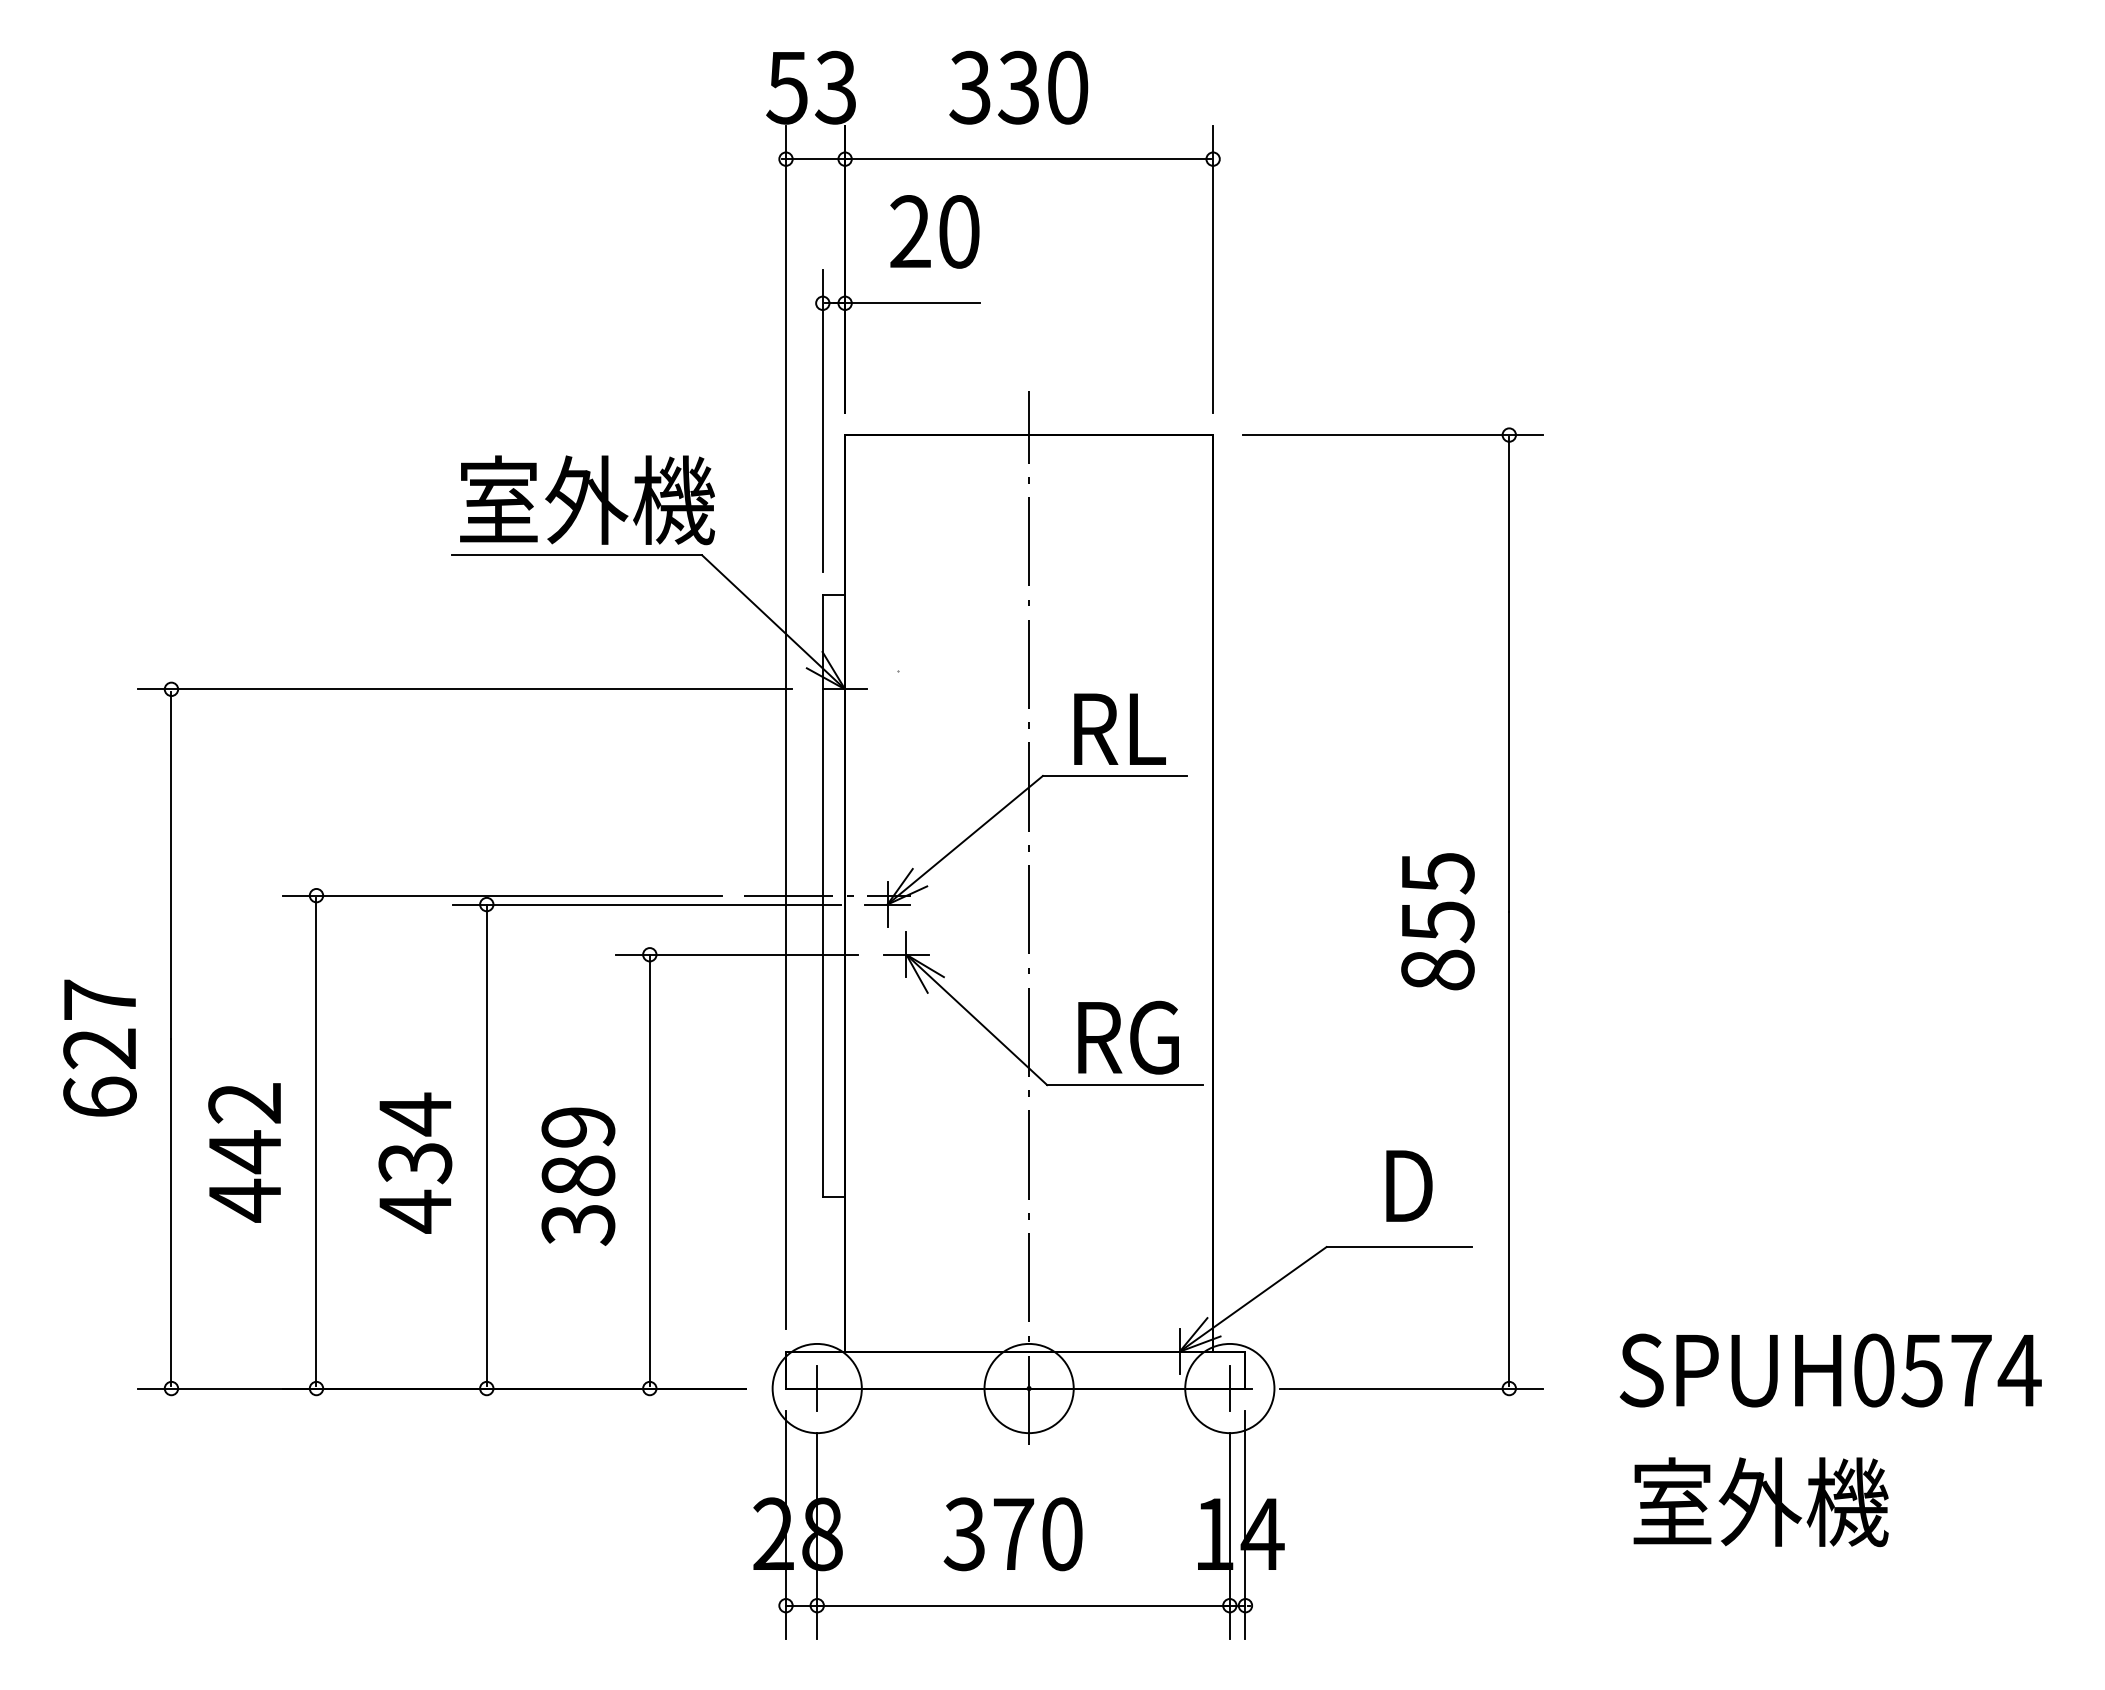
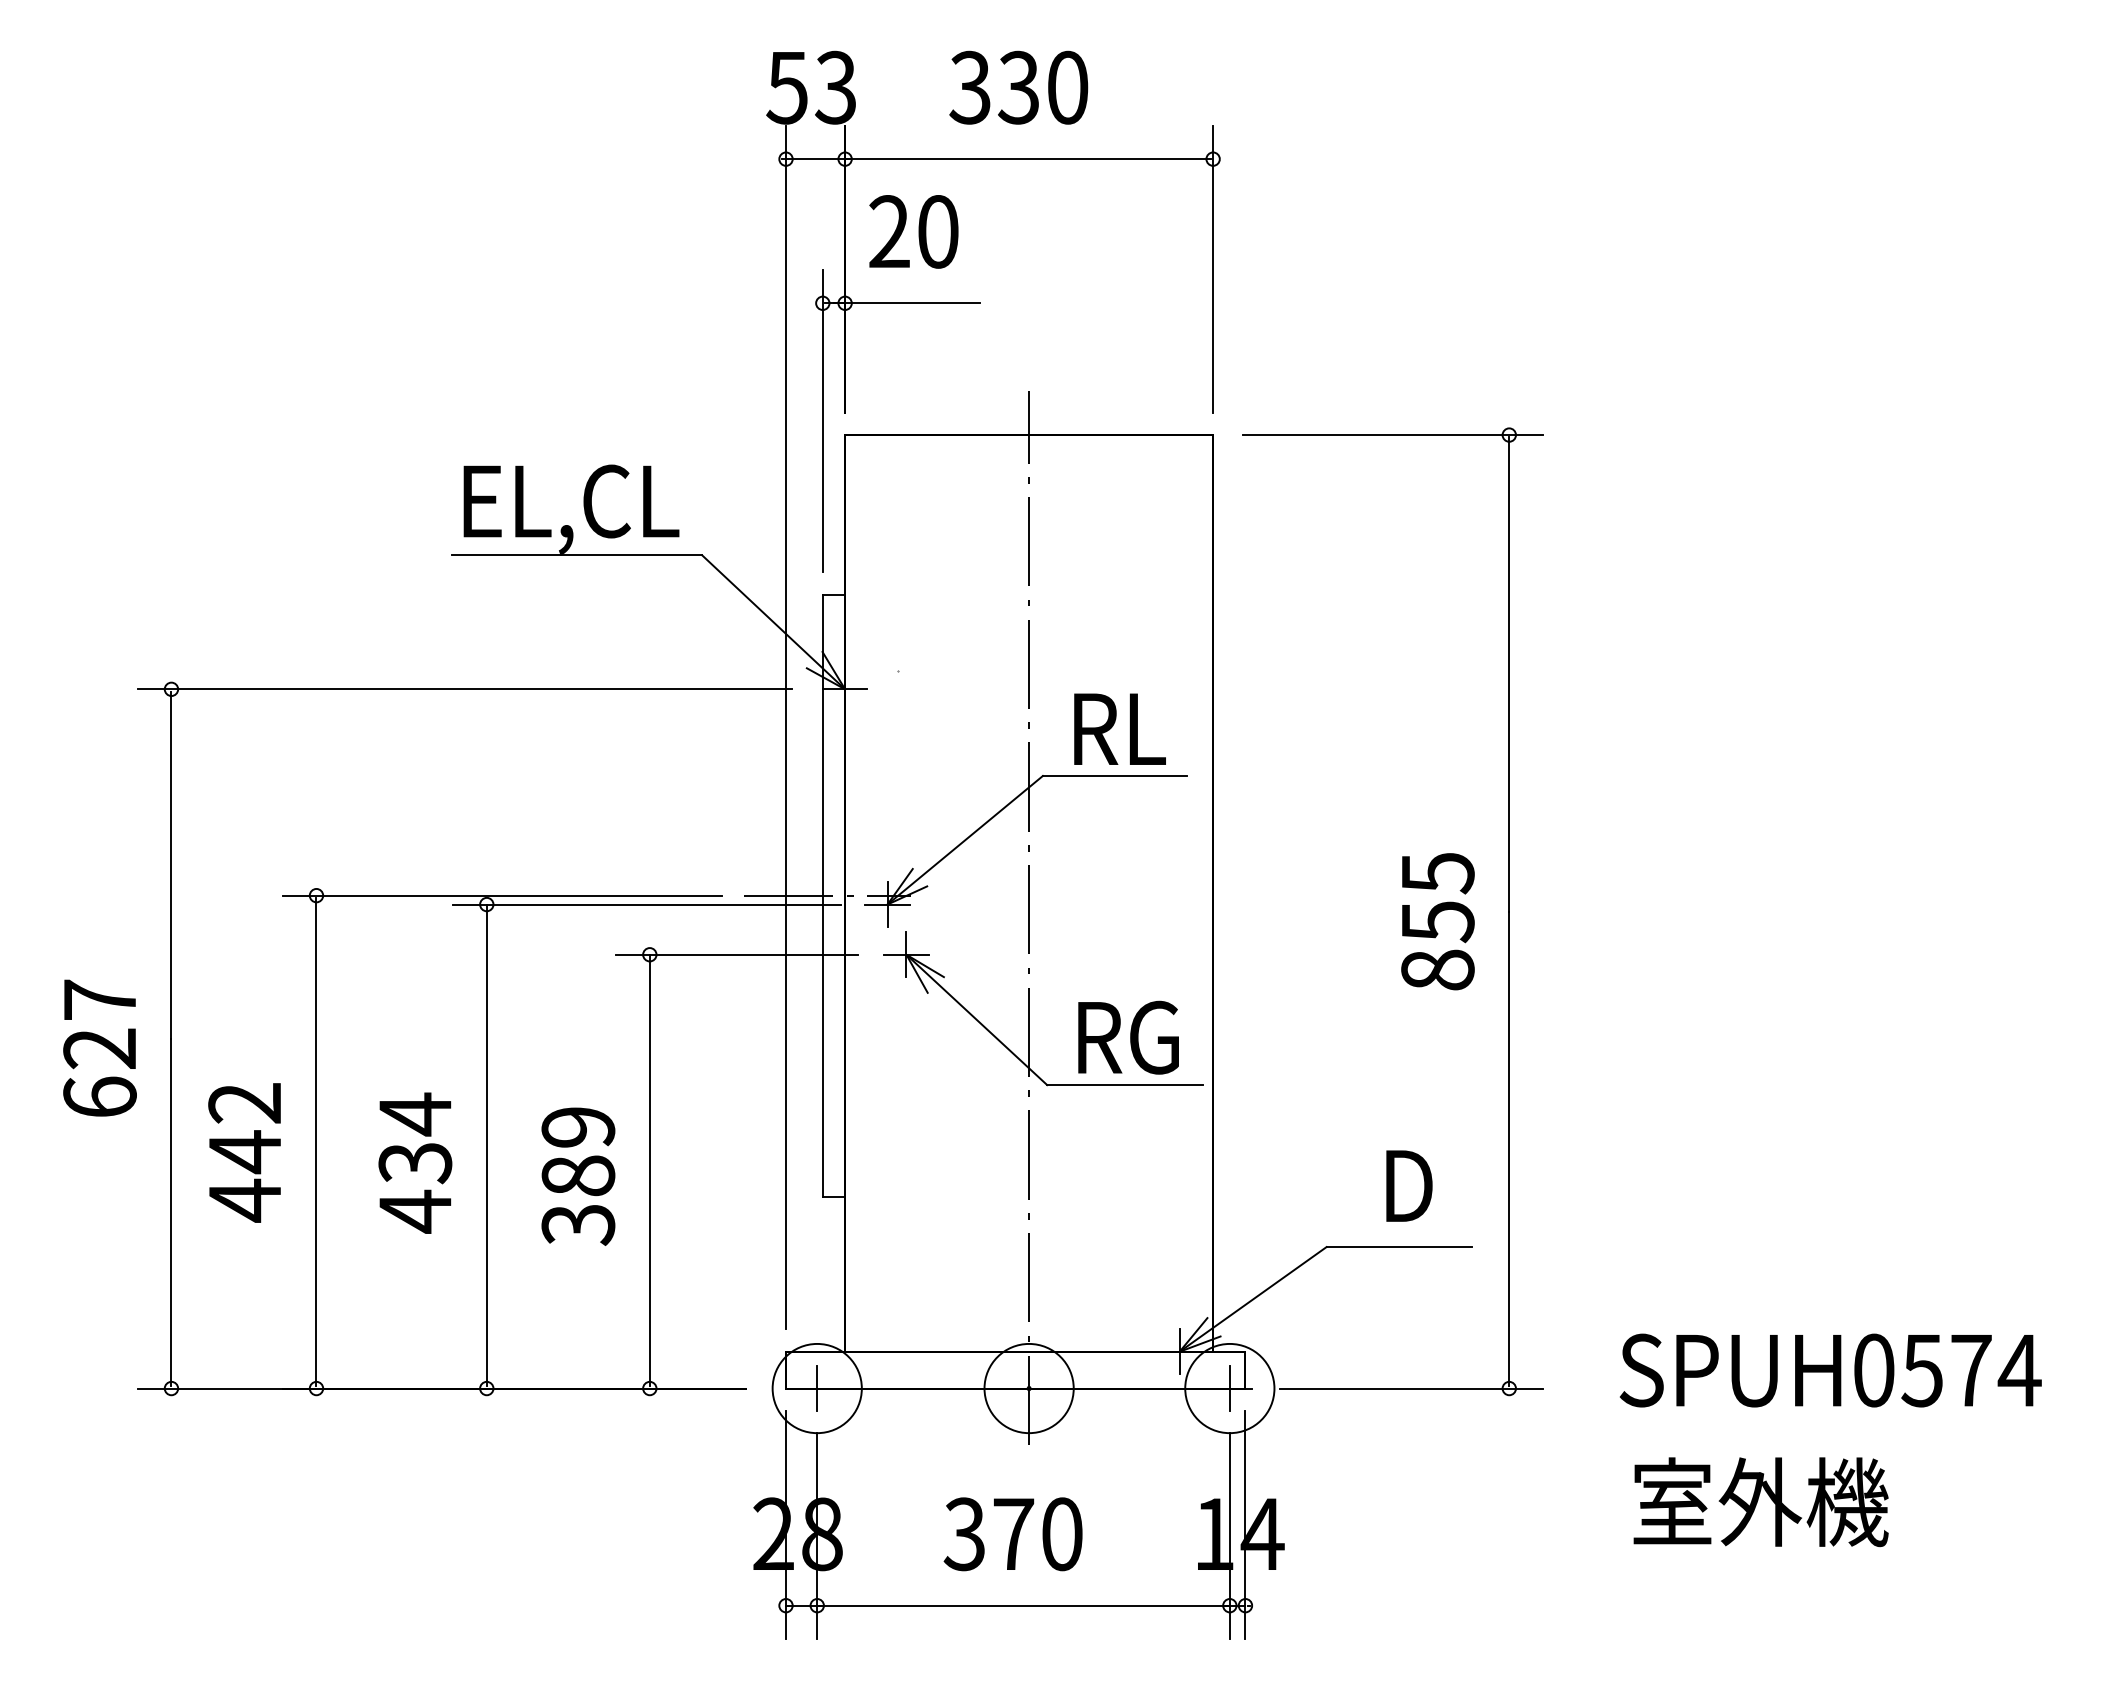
text position: (934, 231) -> (913, 231) (913, 231)
text: 室外機 -> EL,CL (587, 504)
